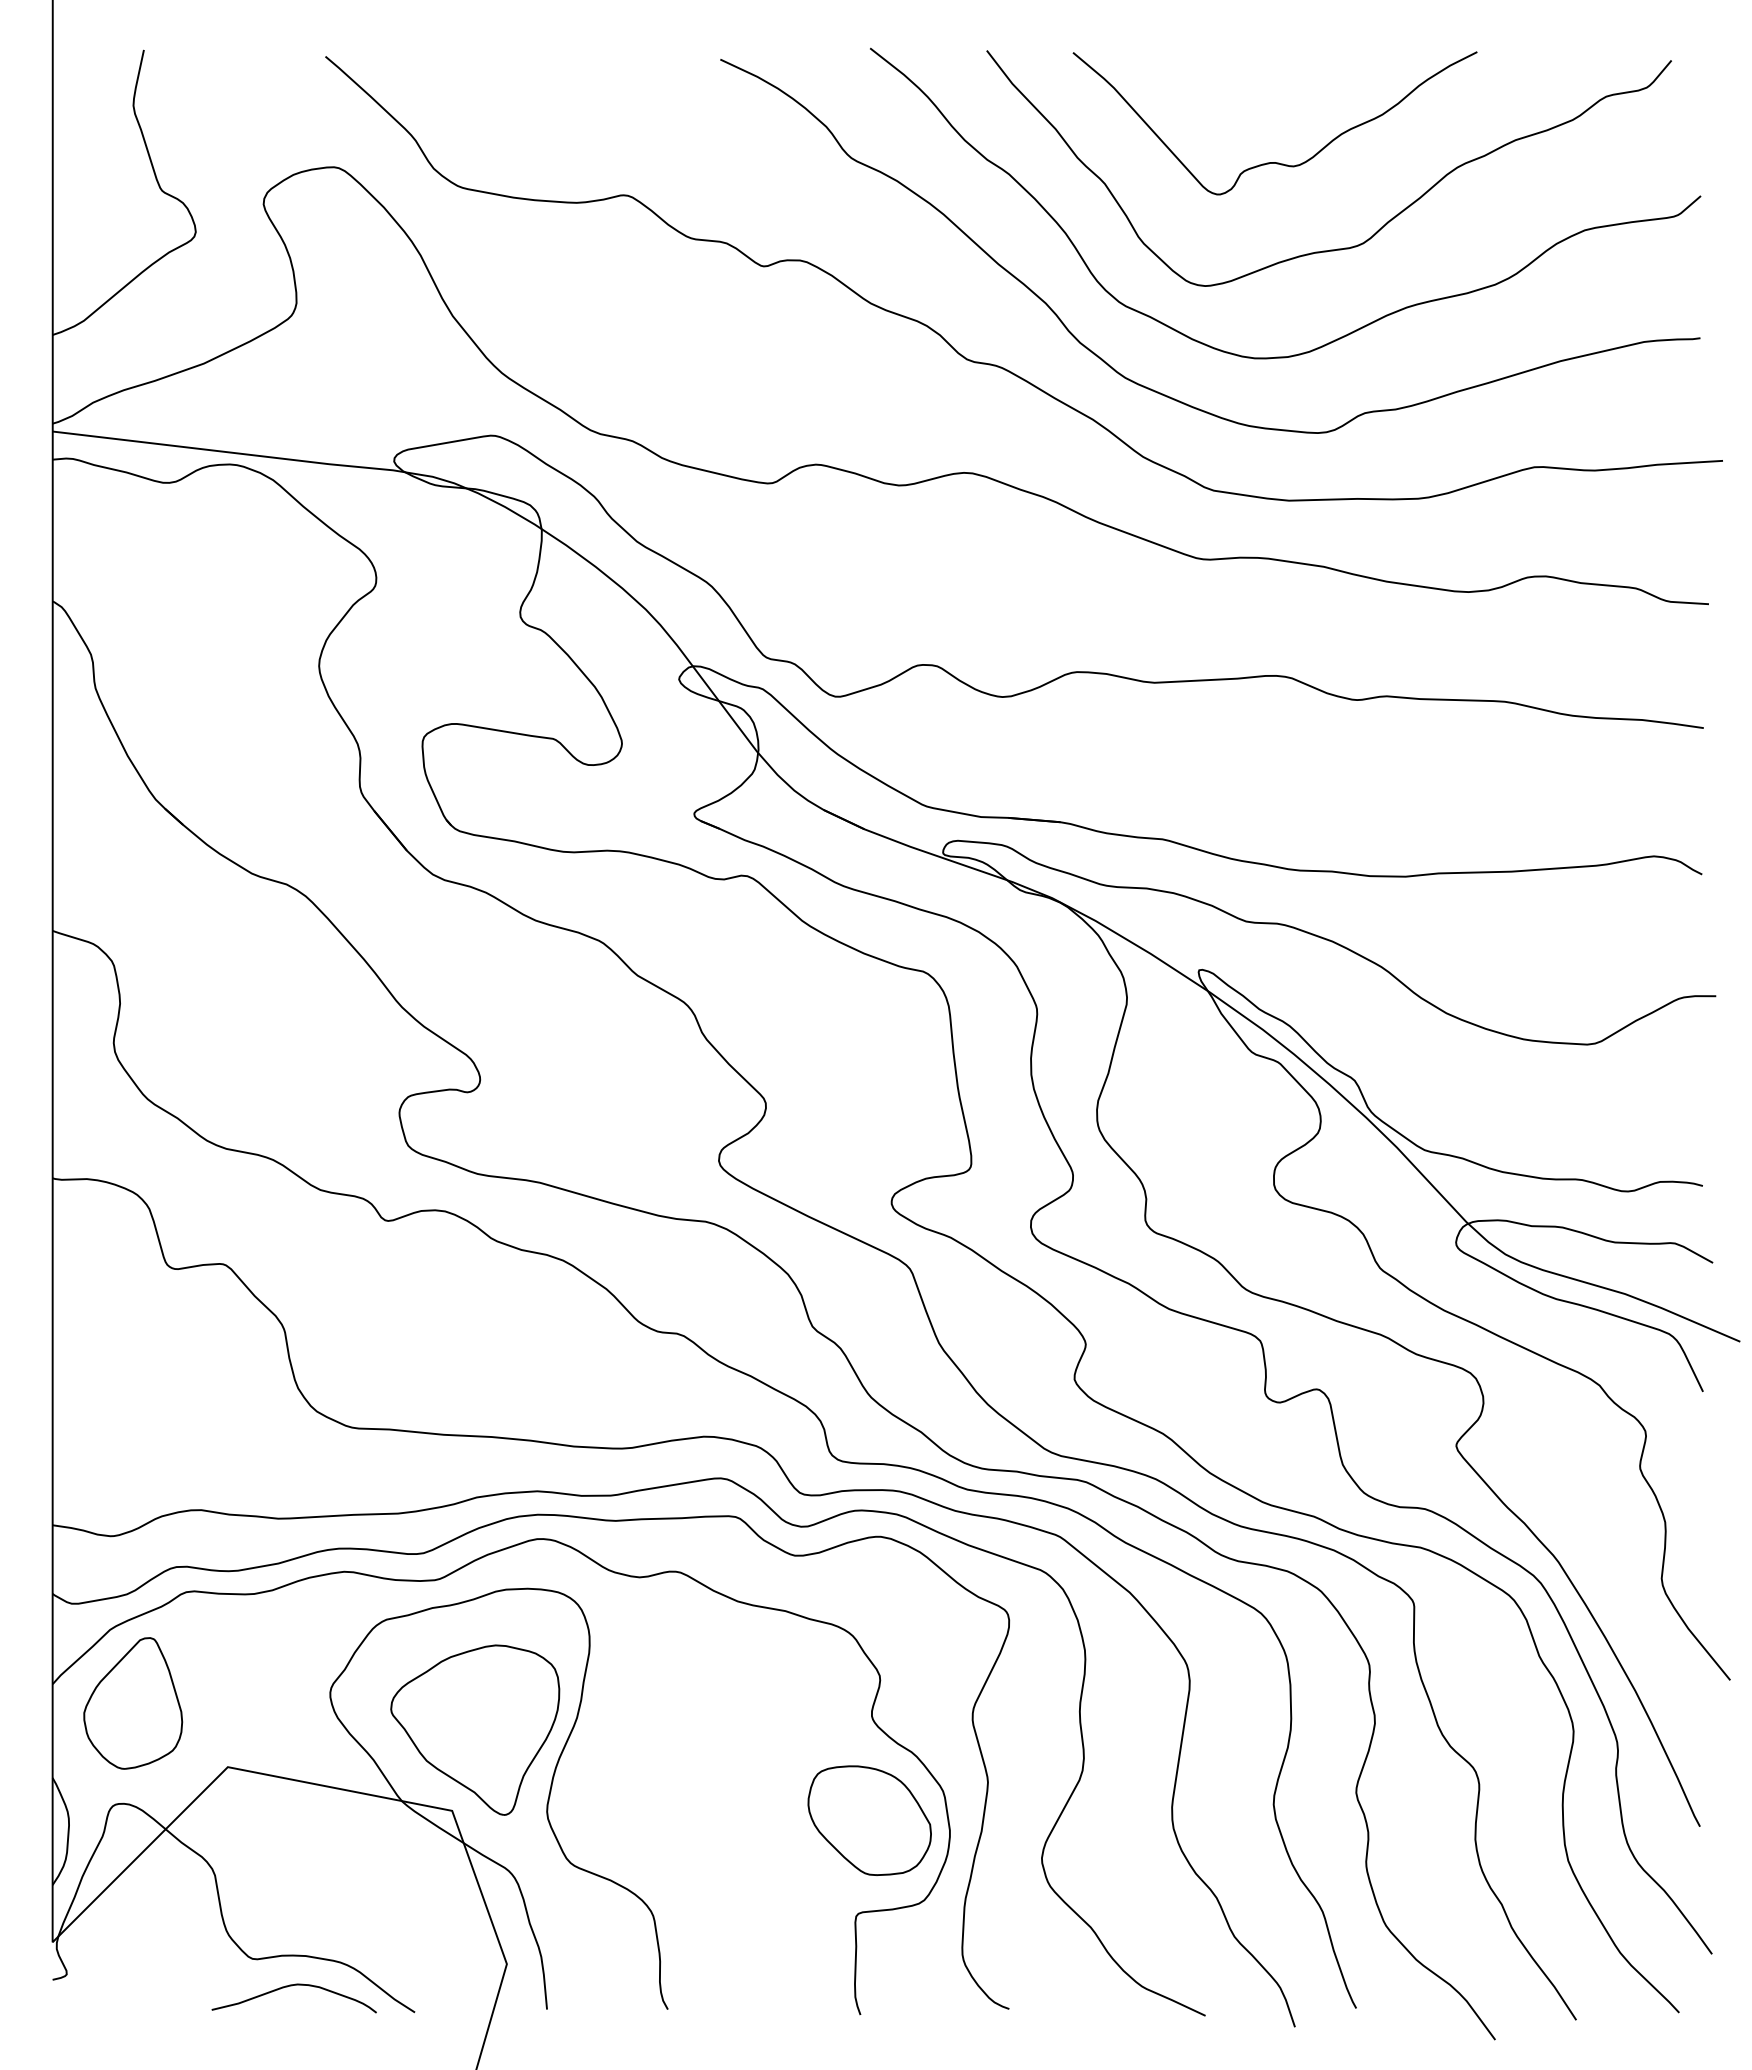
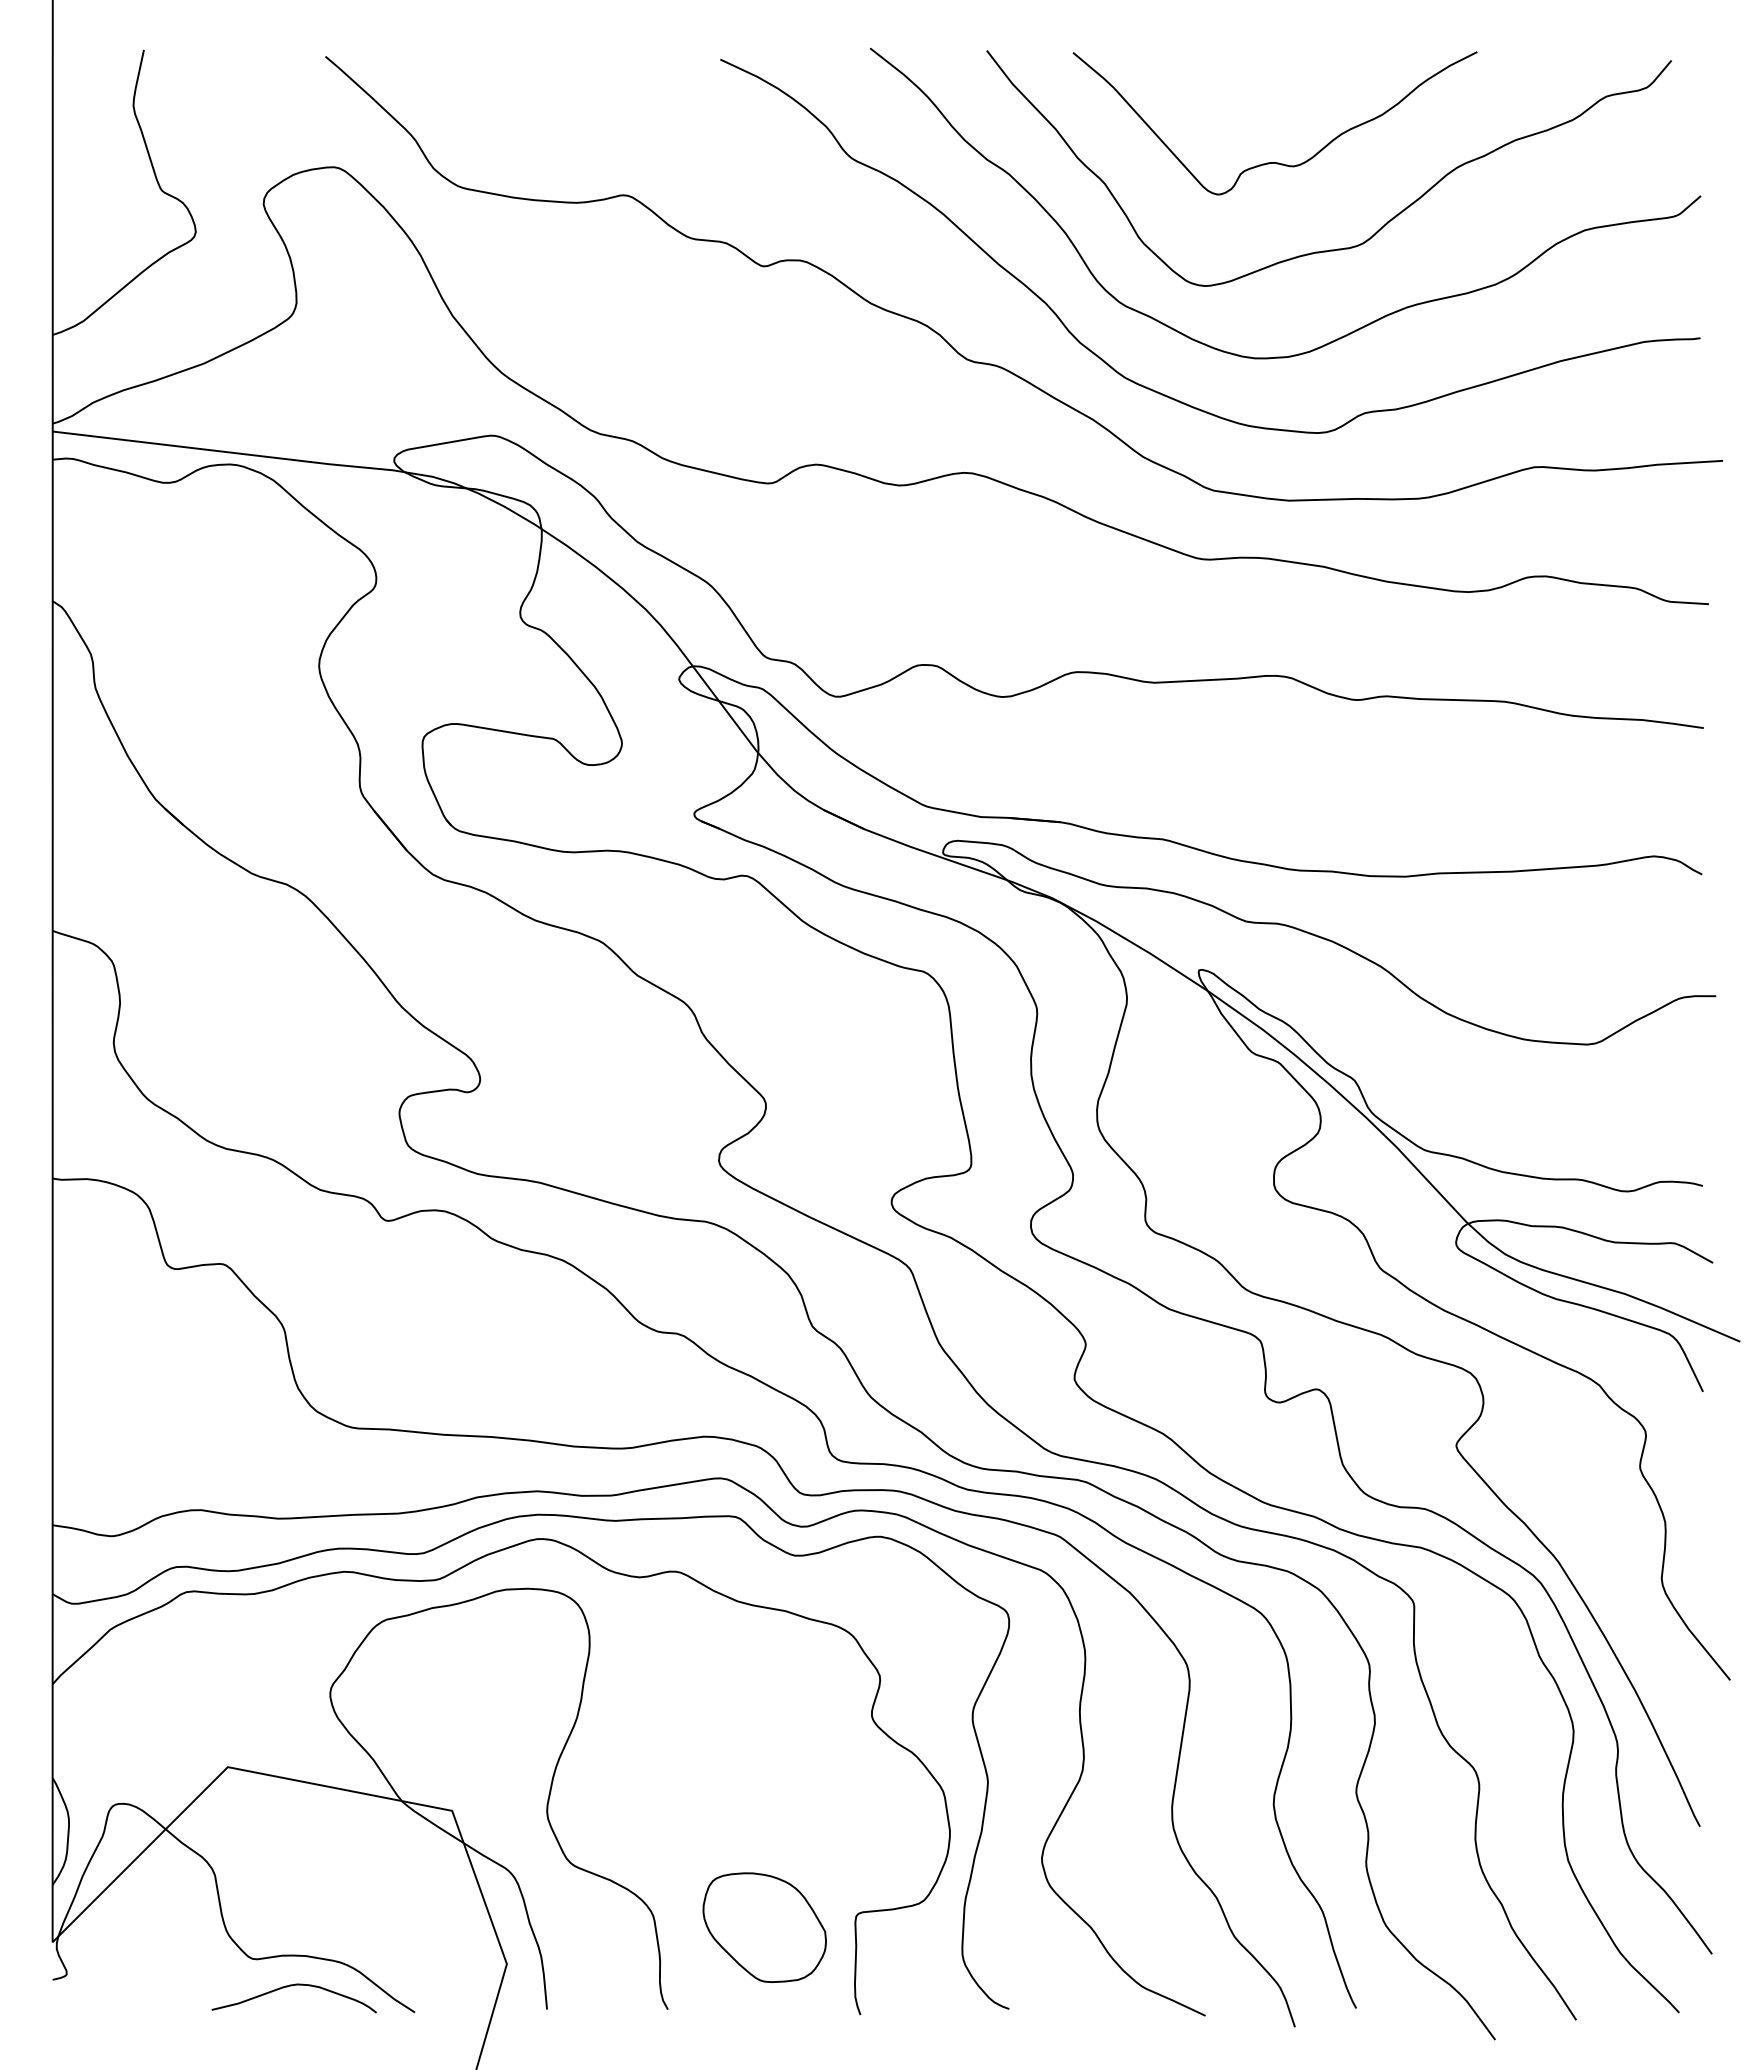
part: present -> none (133, 1703)
part: present -> none (475, 1729)
part position: (869, 1820) -> (764, 1927) (764, 1927)
